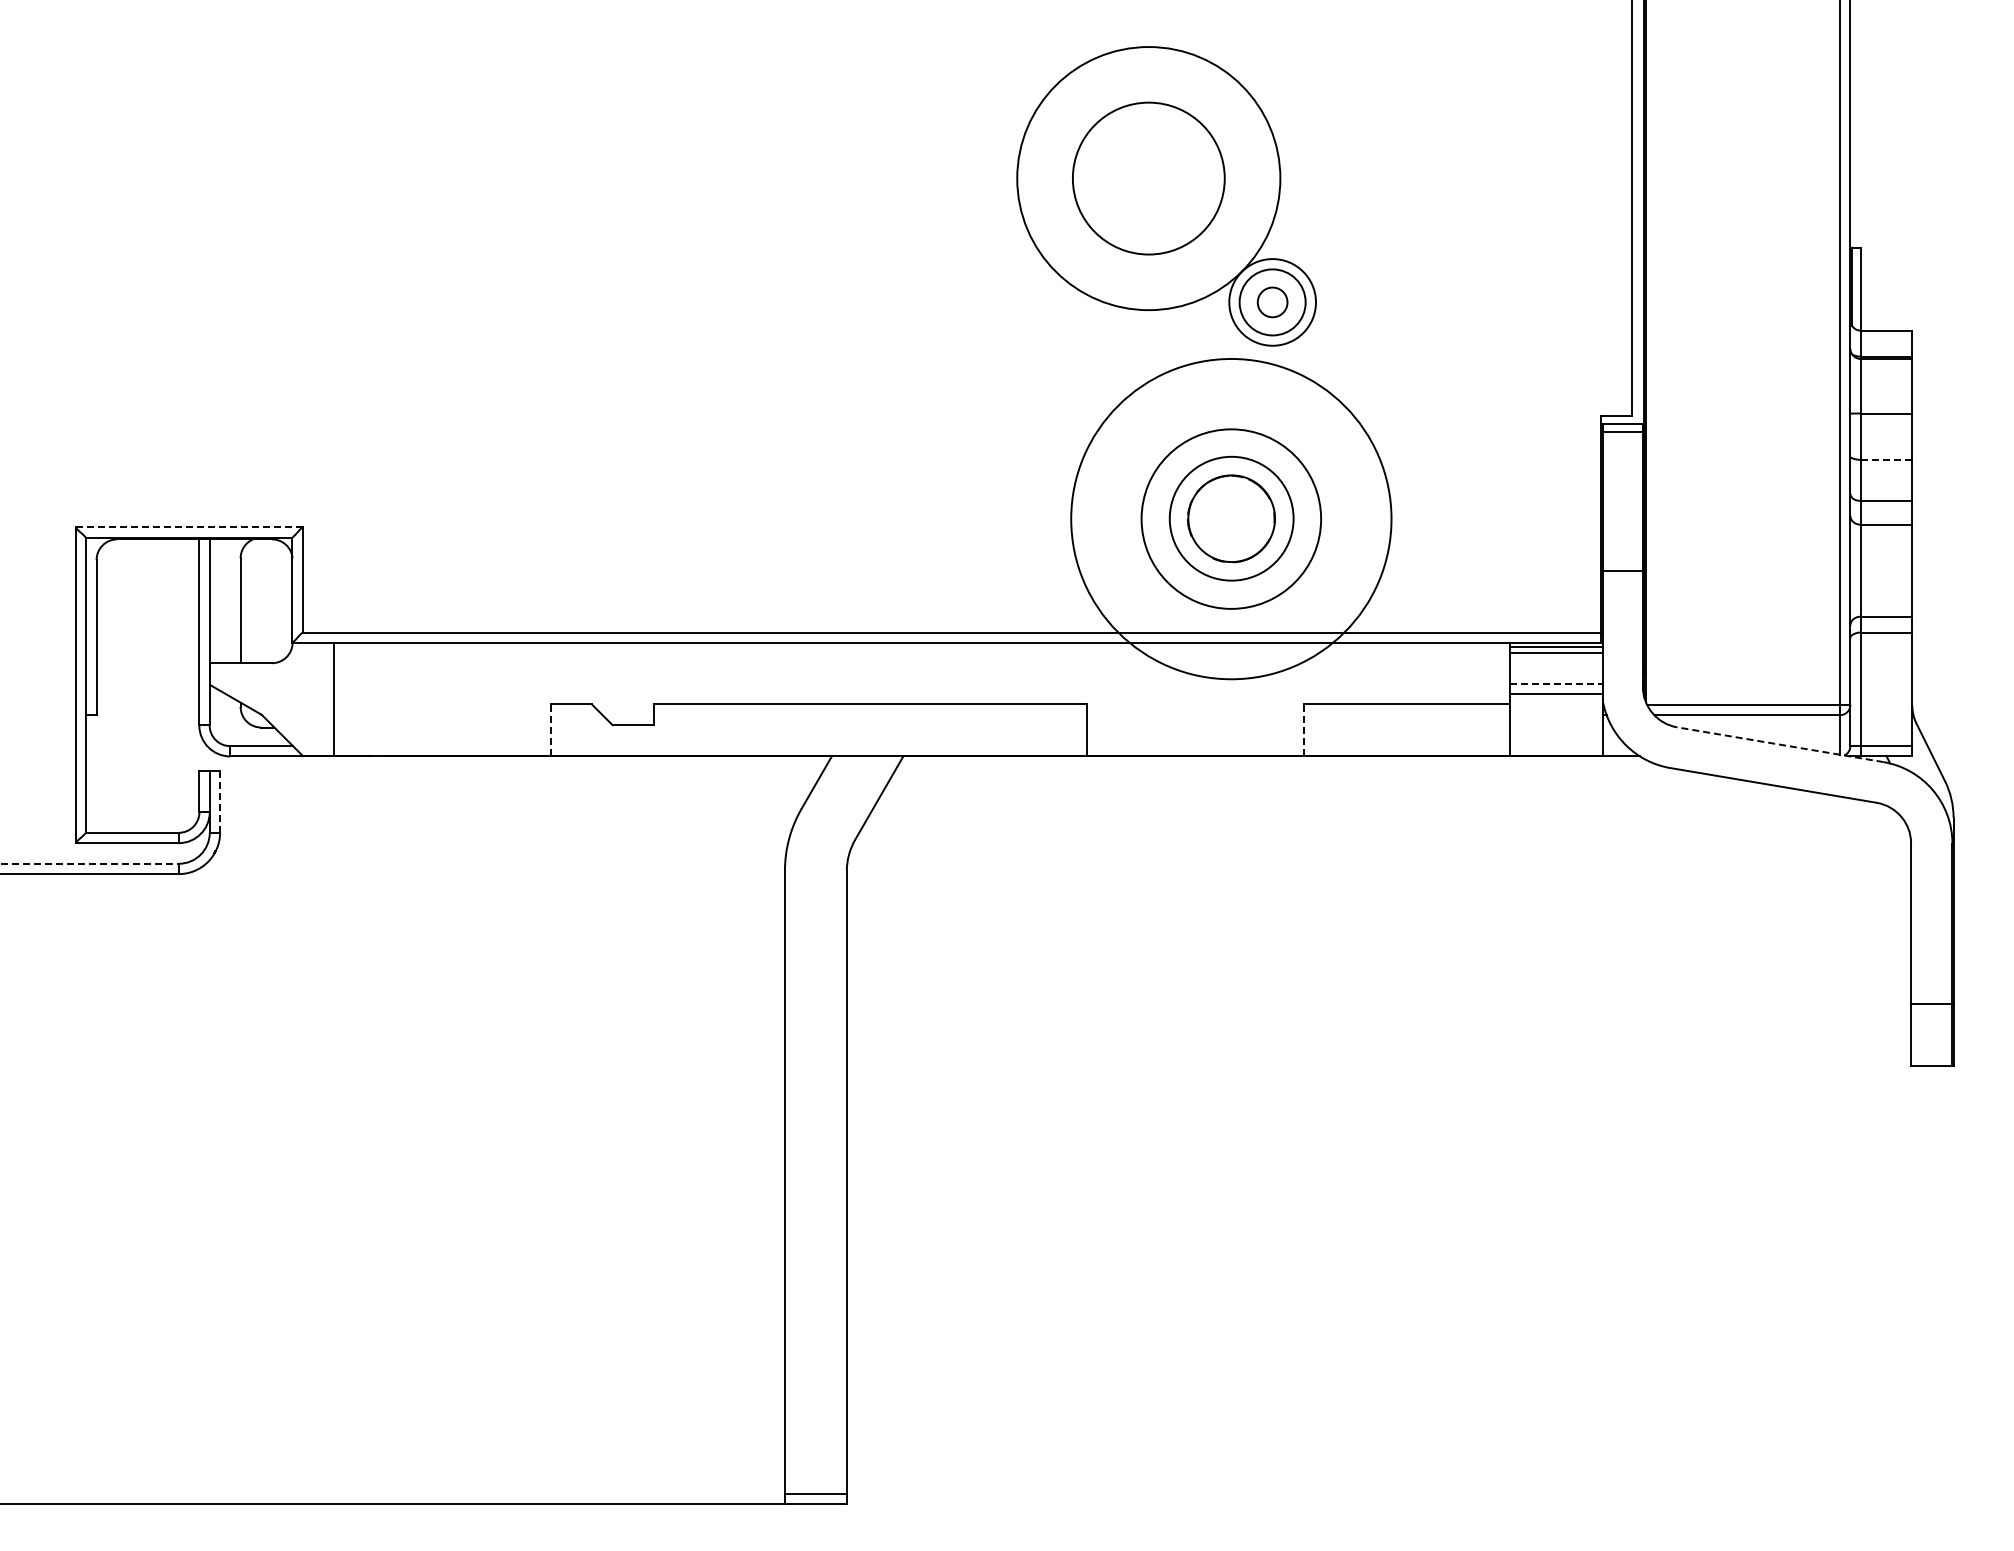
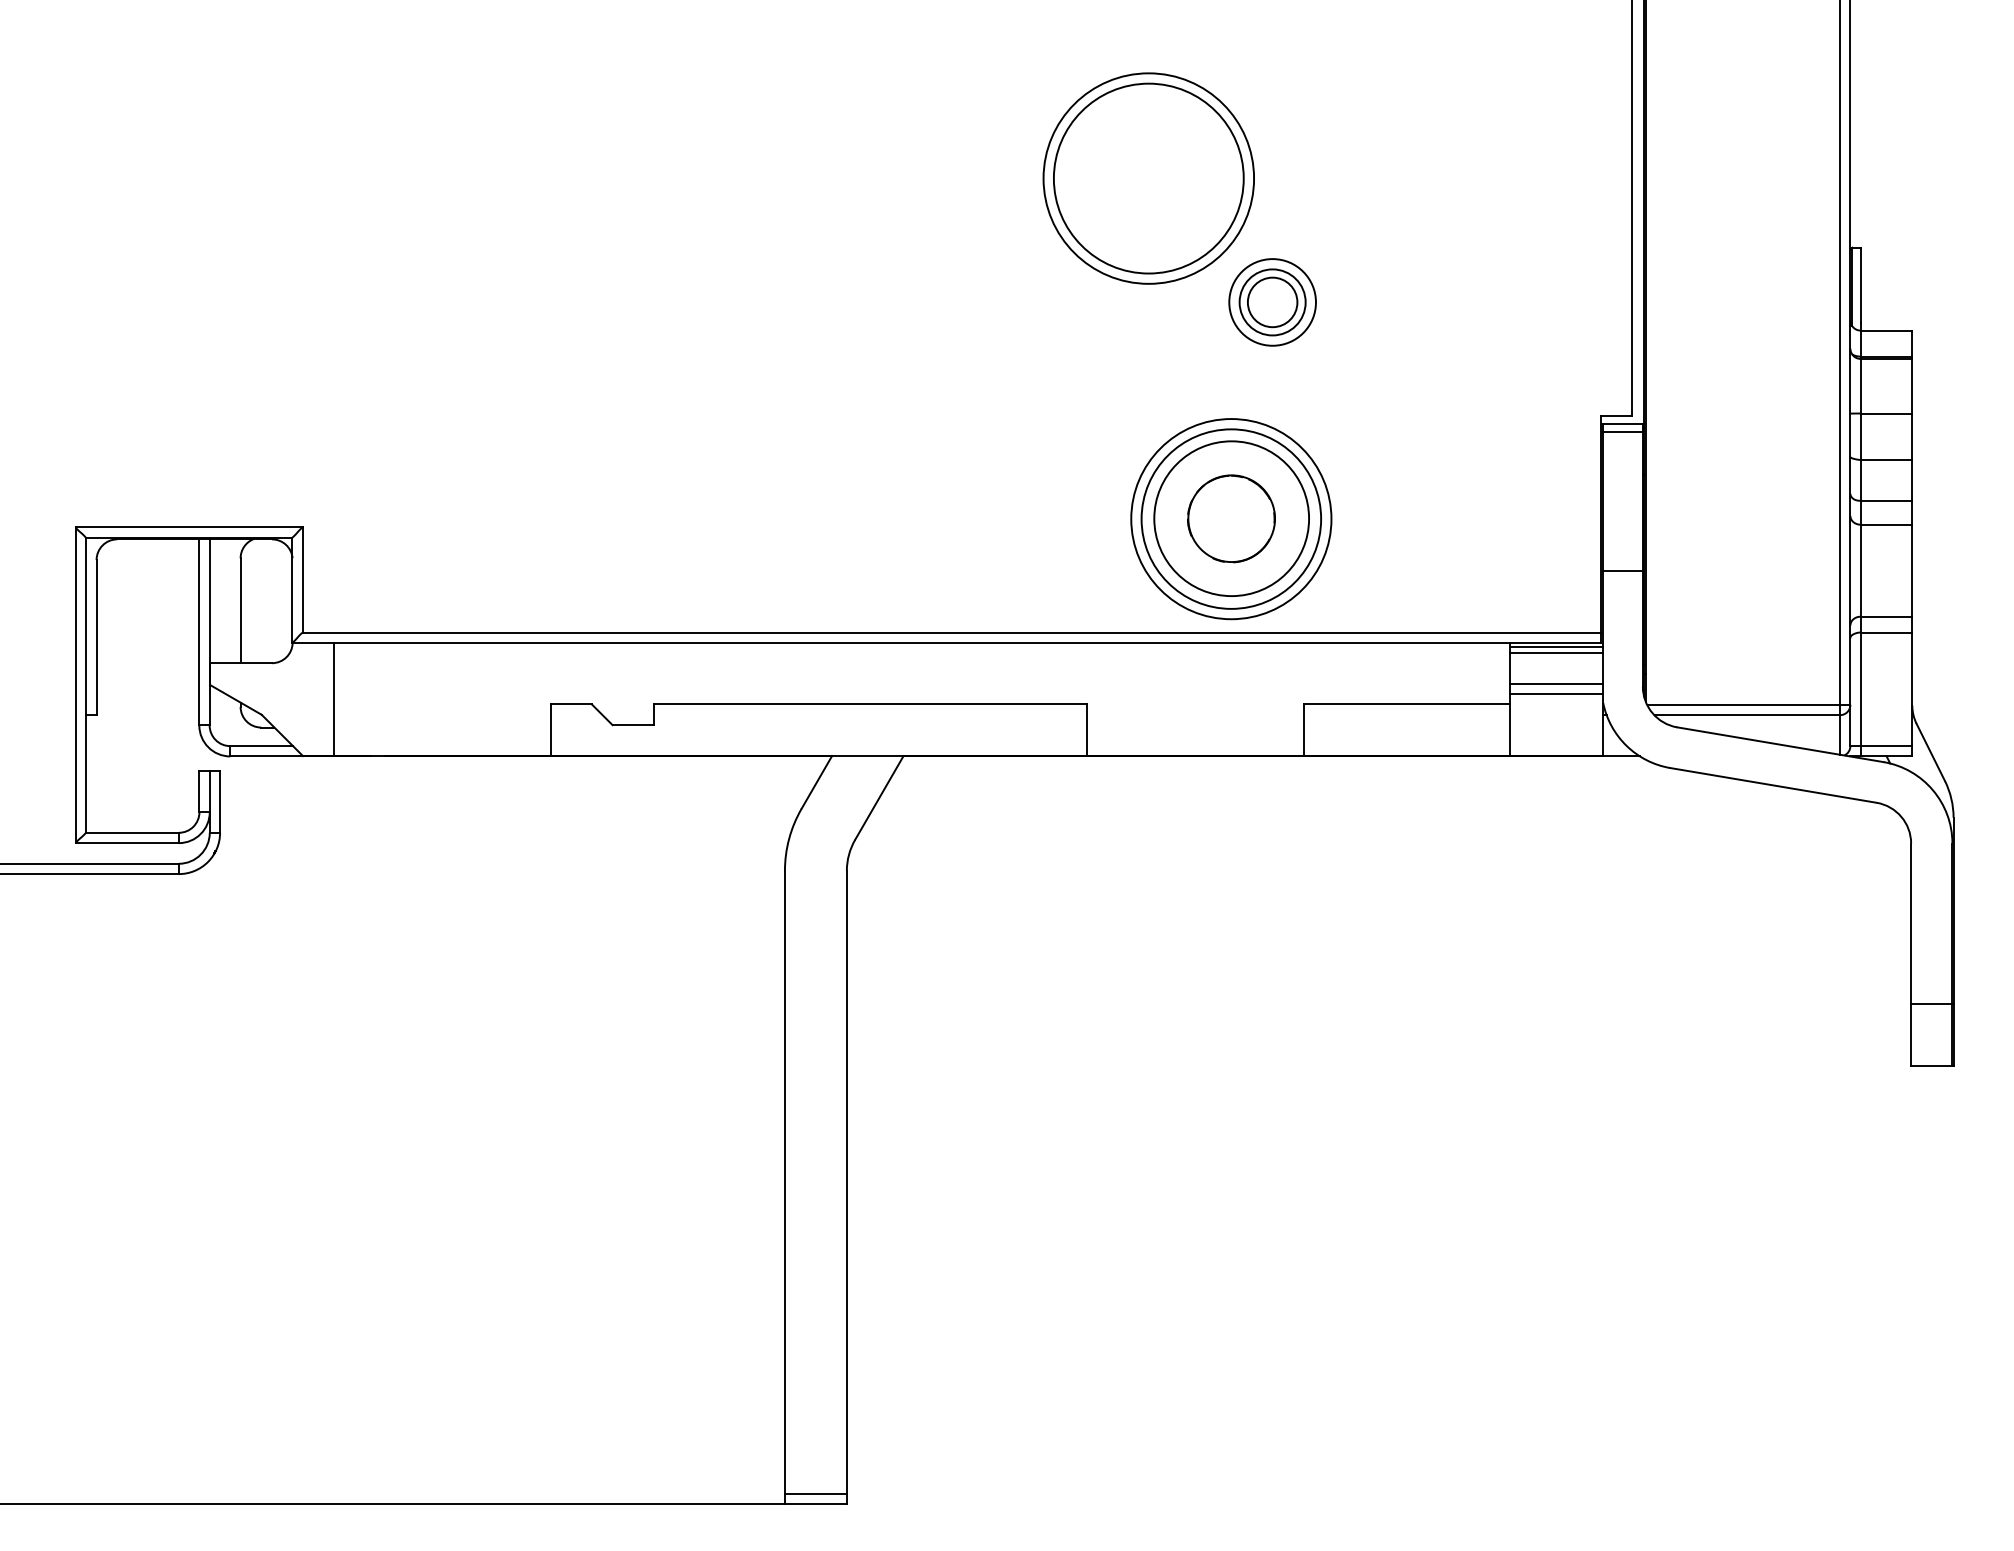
circle diameter: 152 px -> 190 px (1148, 178)
circle diameter: 263 px -> 211 px (1148, 178)
circle diameter: 30 px -> 50 px (1272, 302)
line: dashed -> solid (1886, 459)
circle diameter: 124 px -> 155 px (1231, 518)
circle diameter: 320 px -> 200 px (1231, 519)
line: dashed -> solid (189, 527)
line: dashed -> solid (1557, 683)
line: dashed -> solid (550, 730)
line: dashed -> solid (1303, 730)
line: dashed -> solid (1780, 744)
line: dashed -> solid (220, 801)
line: dashed -> solid (89, 863)
